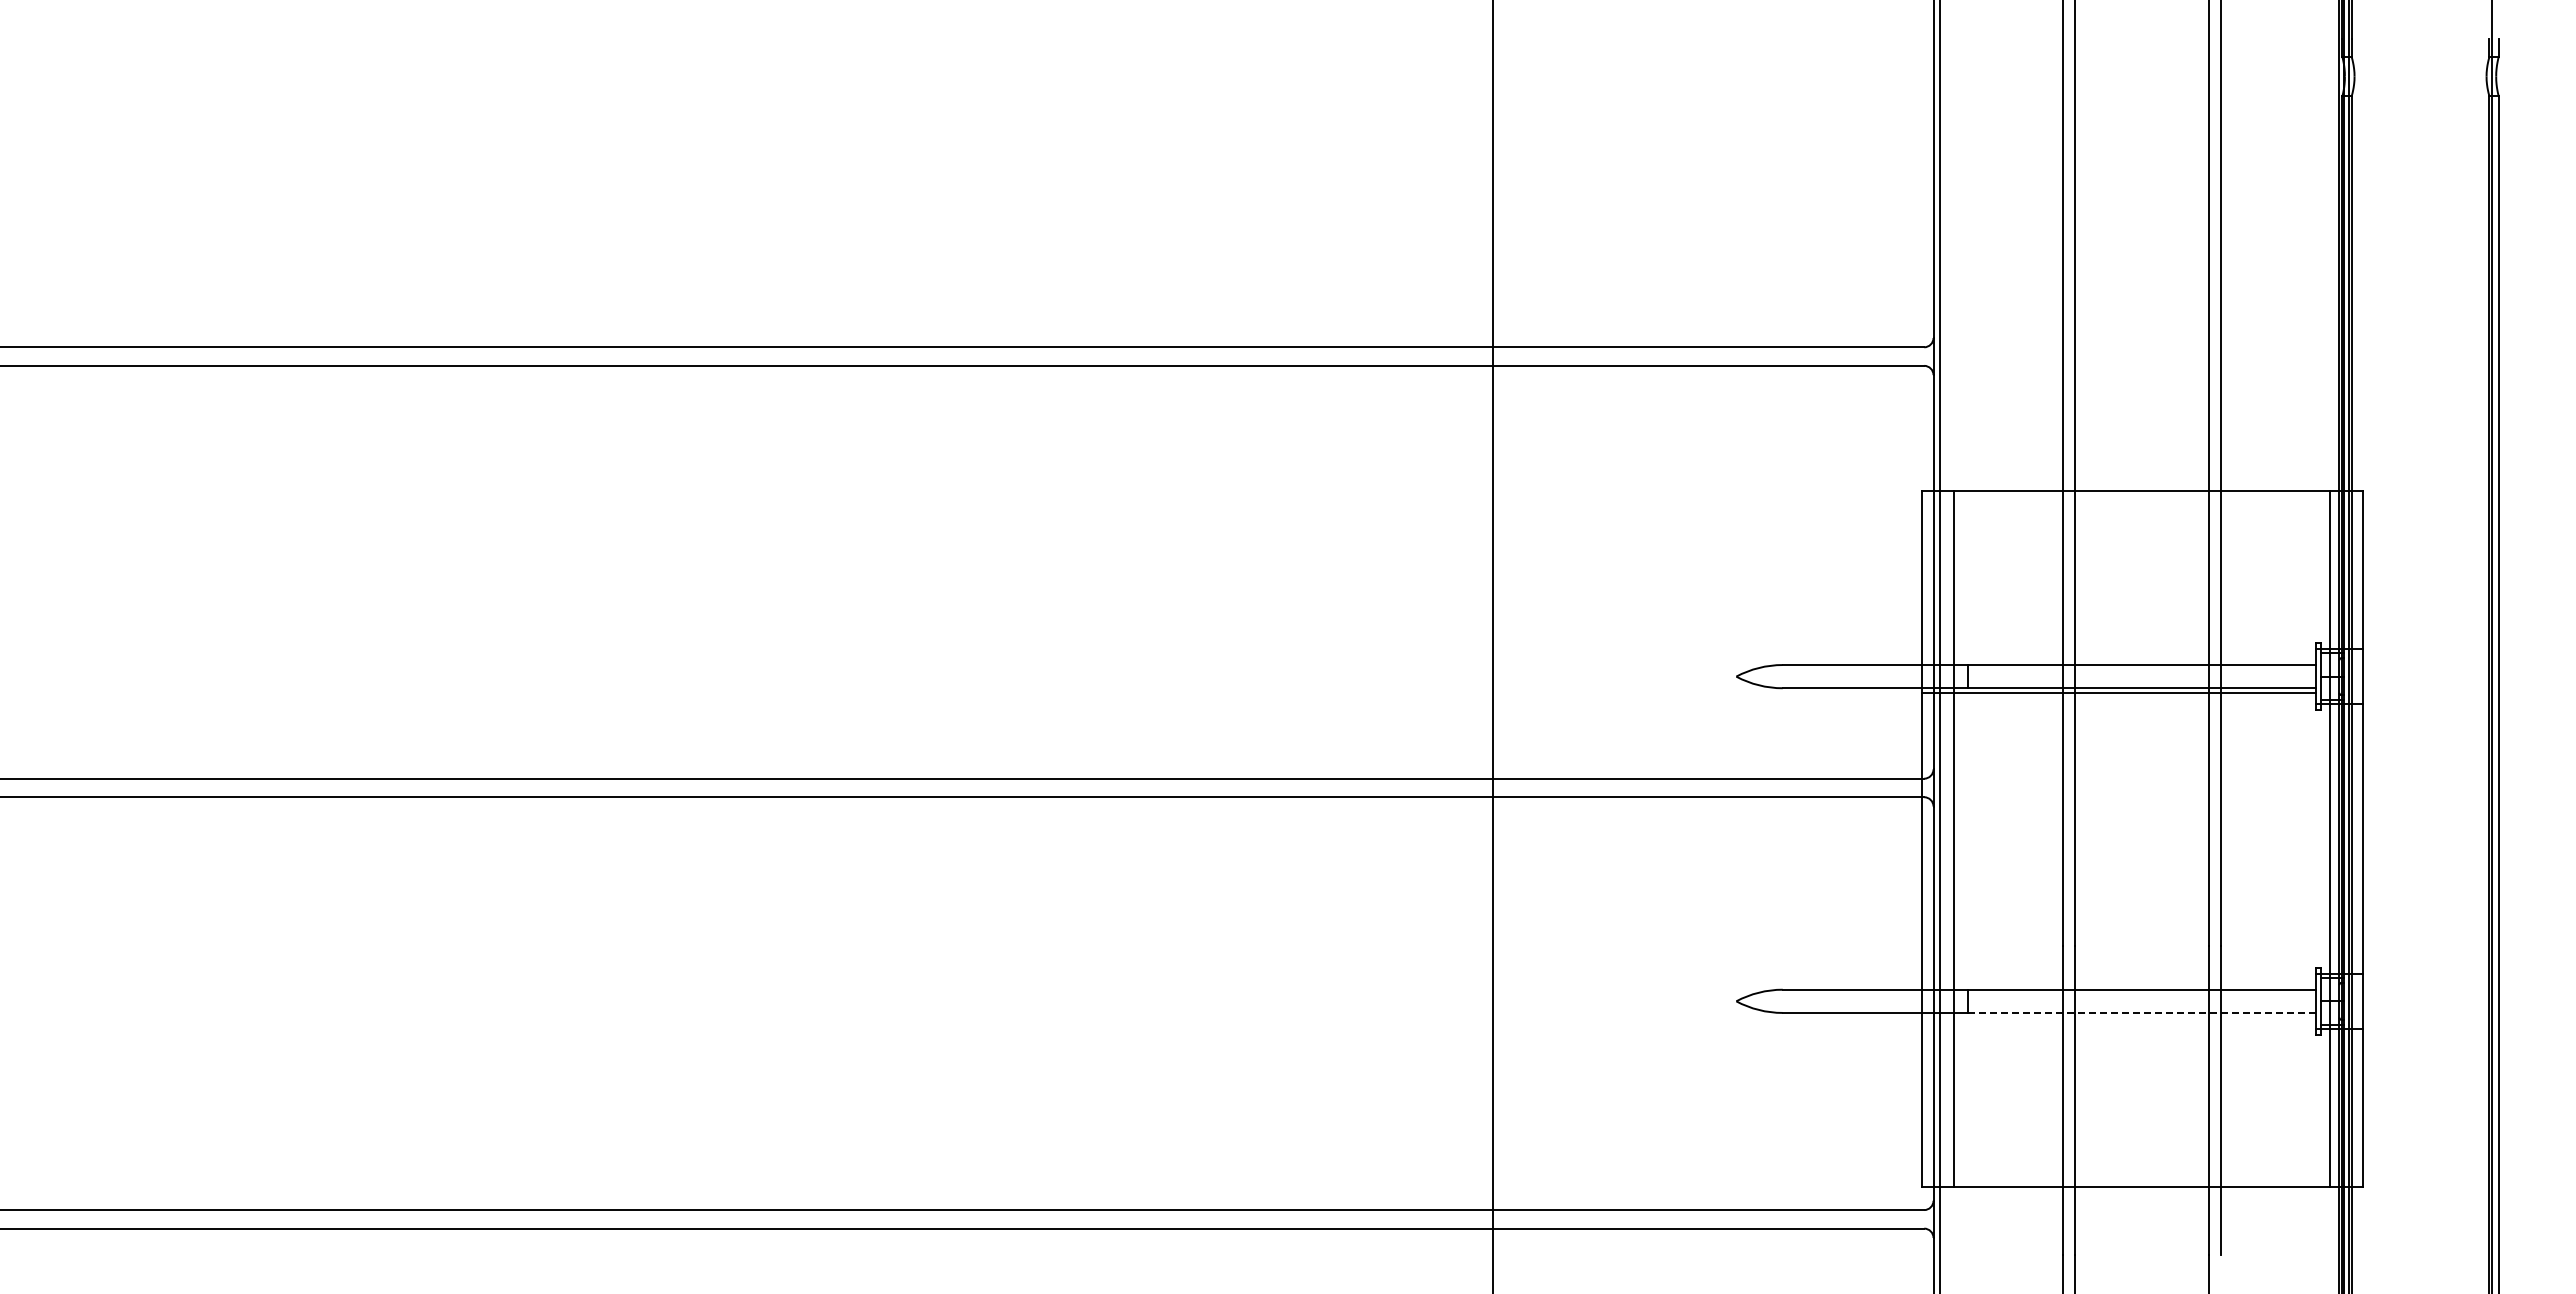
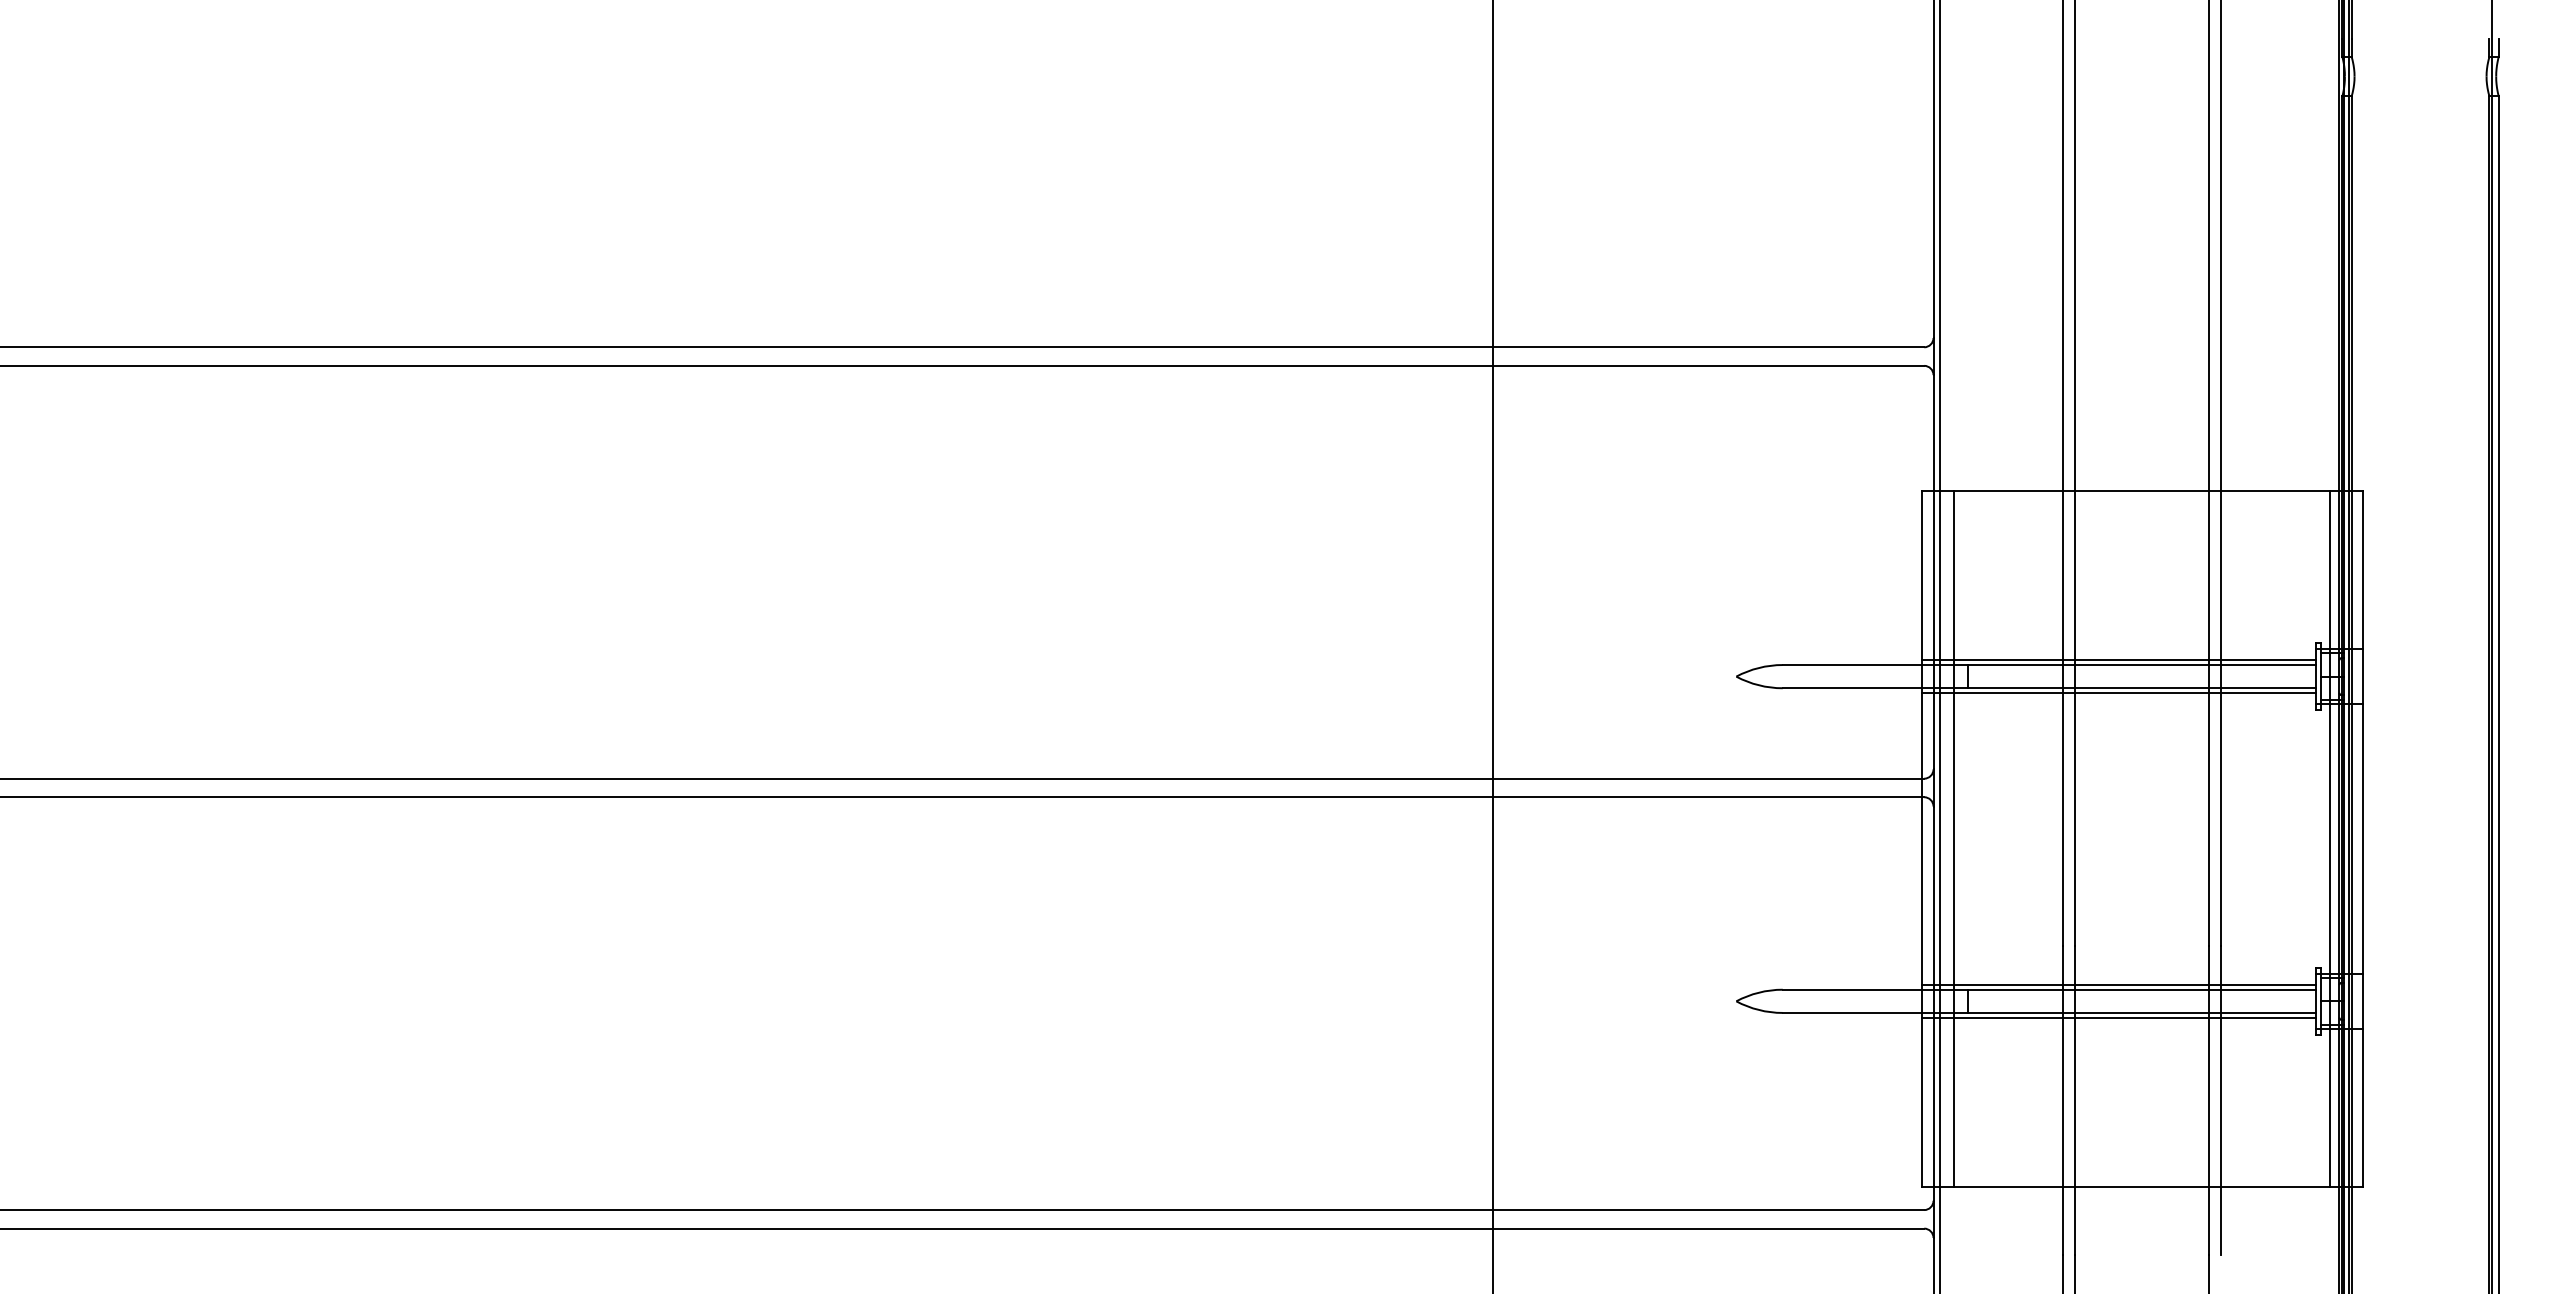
line: none -> present (2118, 660)
line: none -> present (2118, 985)
line: dashed -> solid (2142, 1012)
line: none -> present (2118, 1017)
